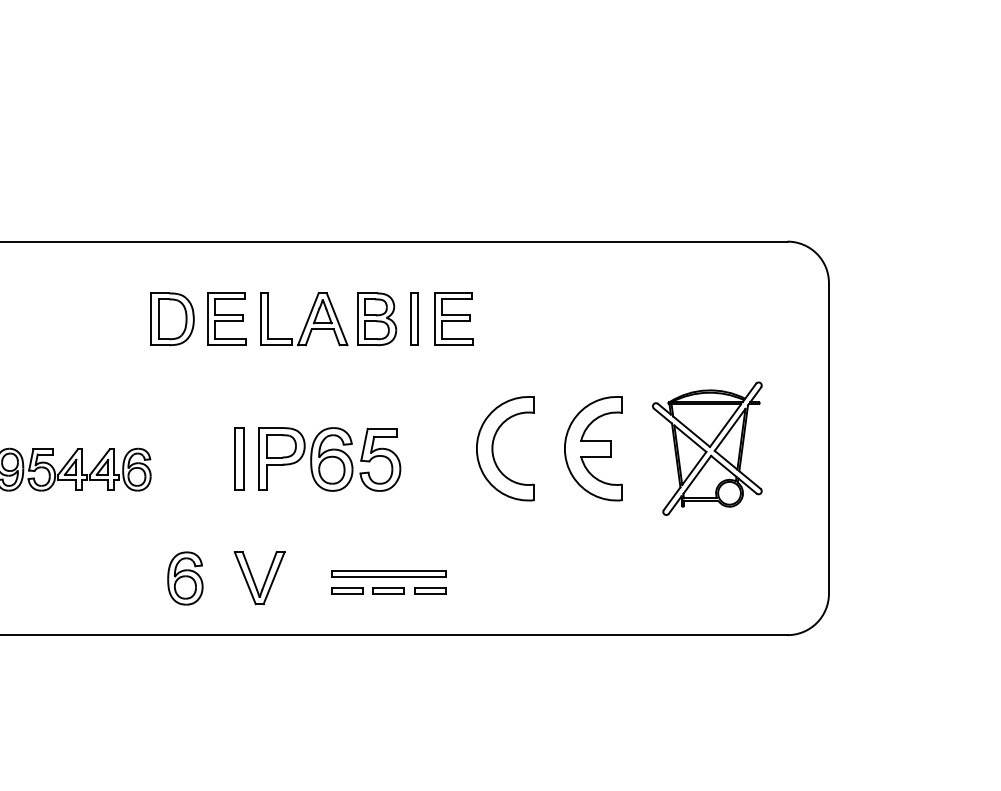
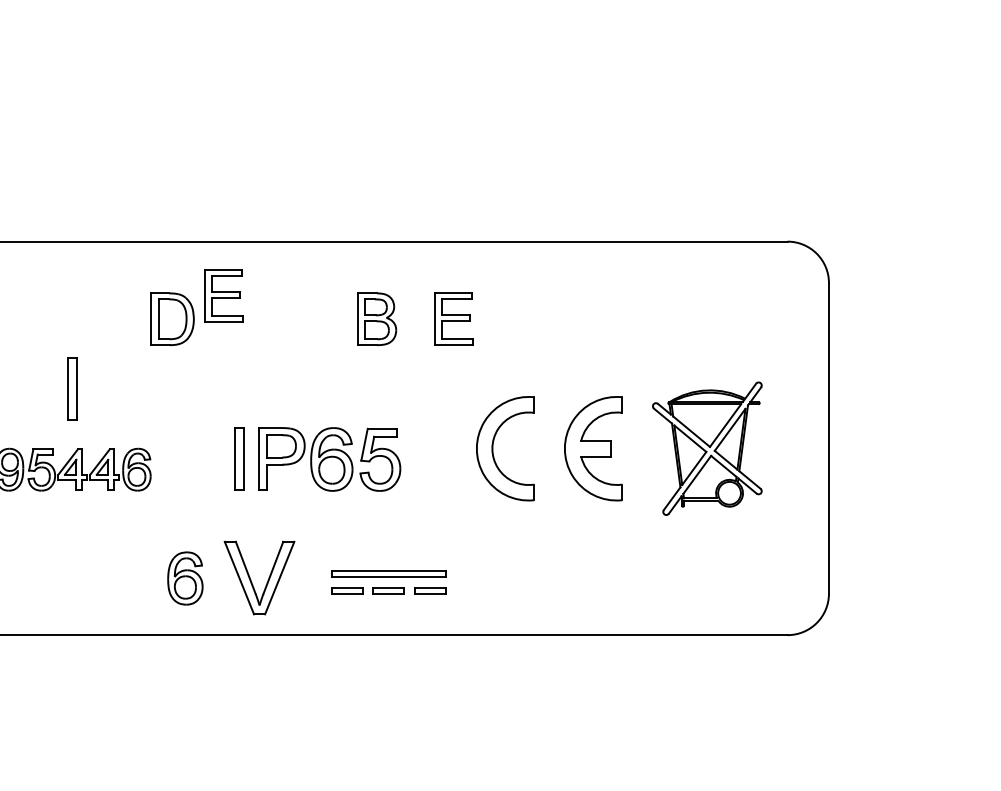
part position: (226, 318) -> (223, 295) (223, 295)
part: present -> none (414, 318)
part: present -> none (304, 319)
part: none -> present (72, 388)
part size: 52x55 px -> 73x76 px (259, 577)
